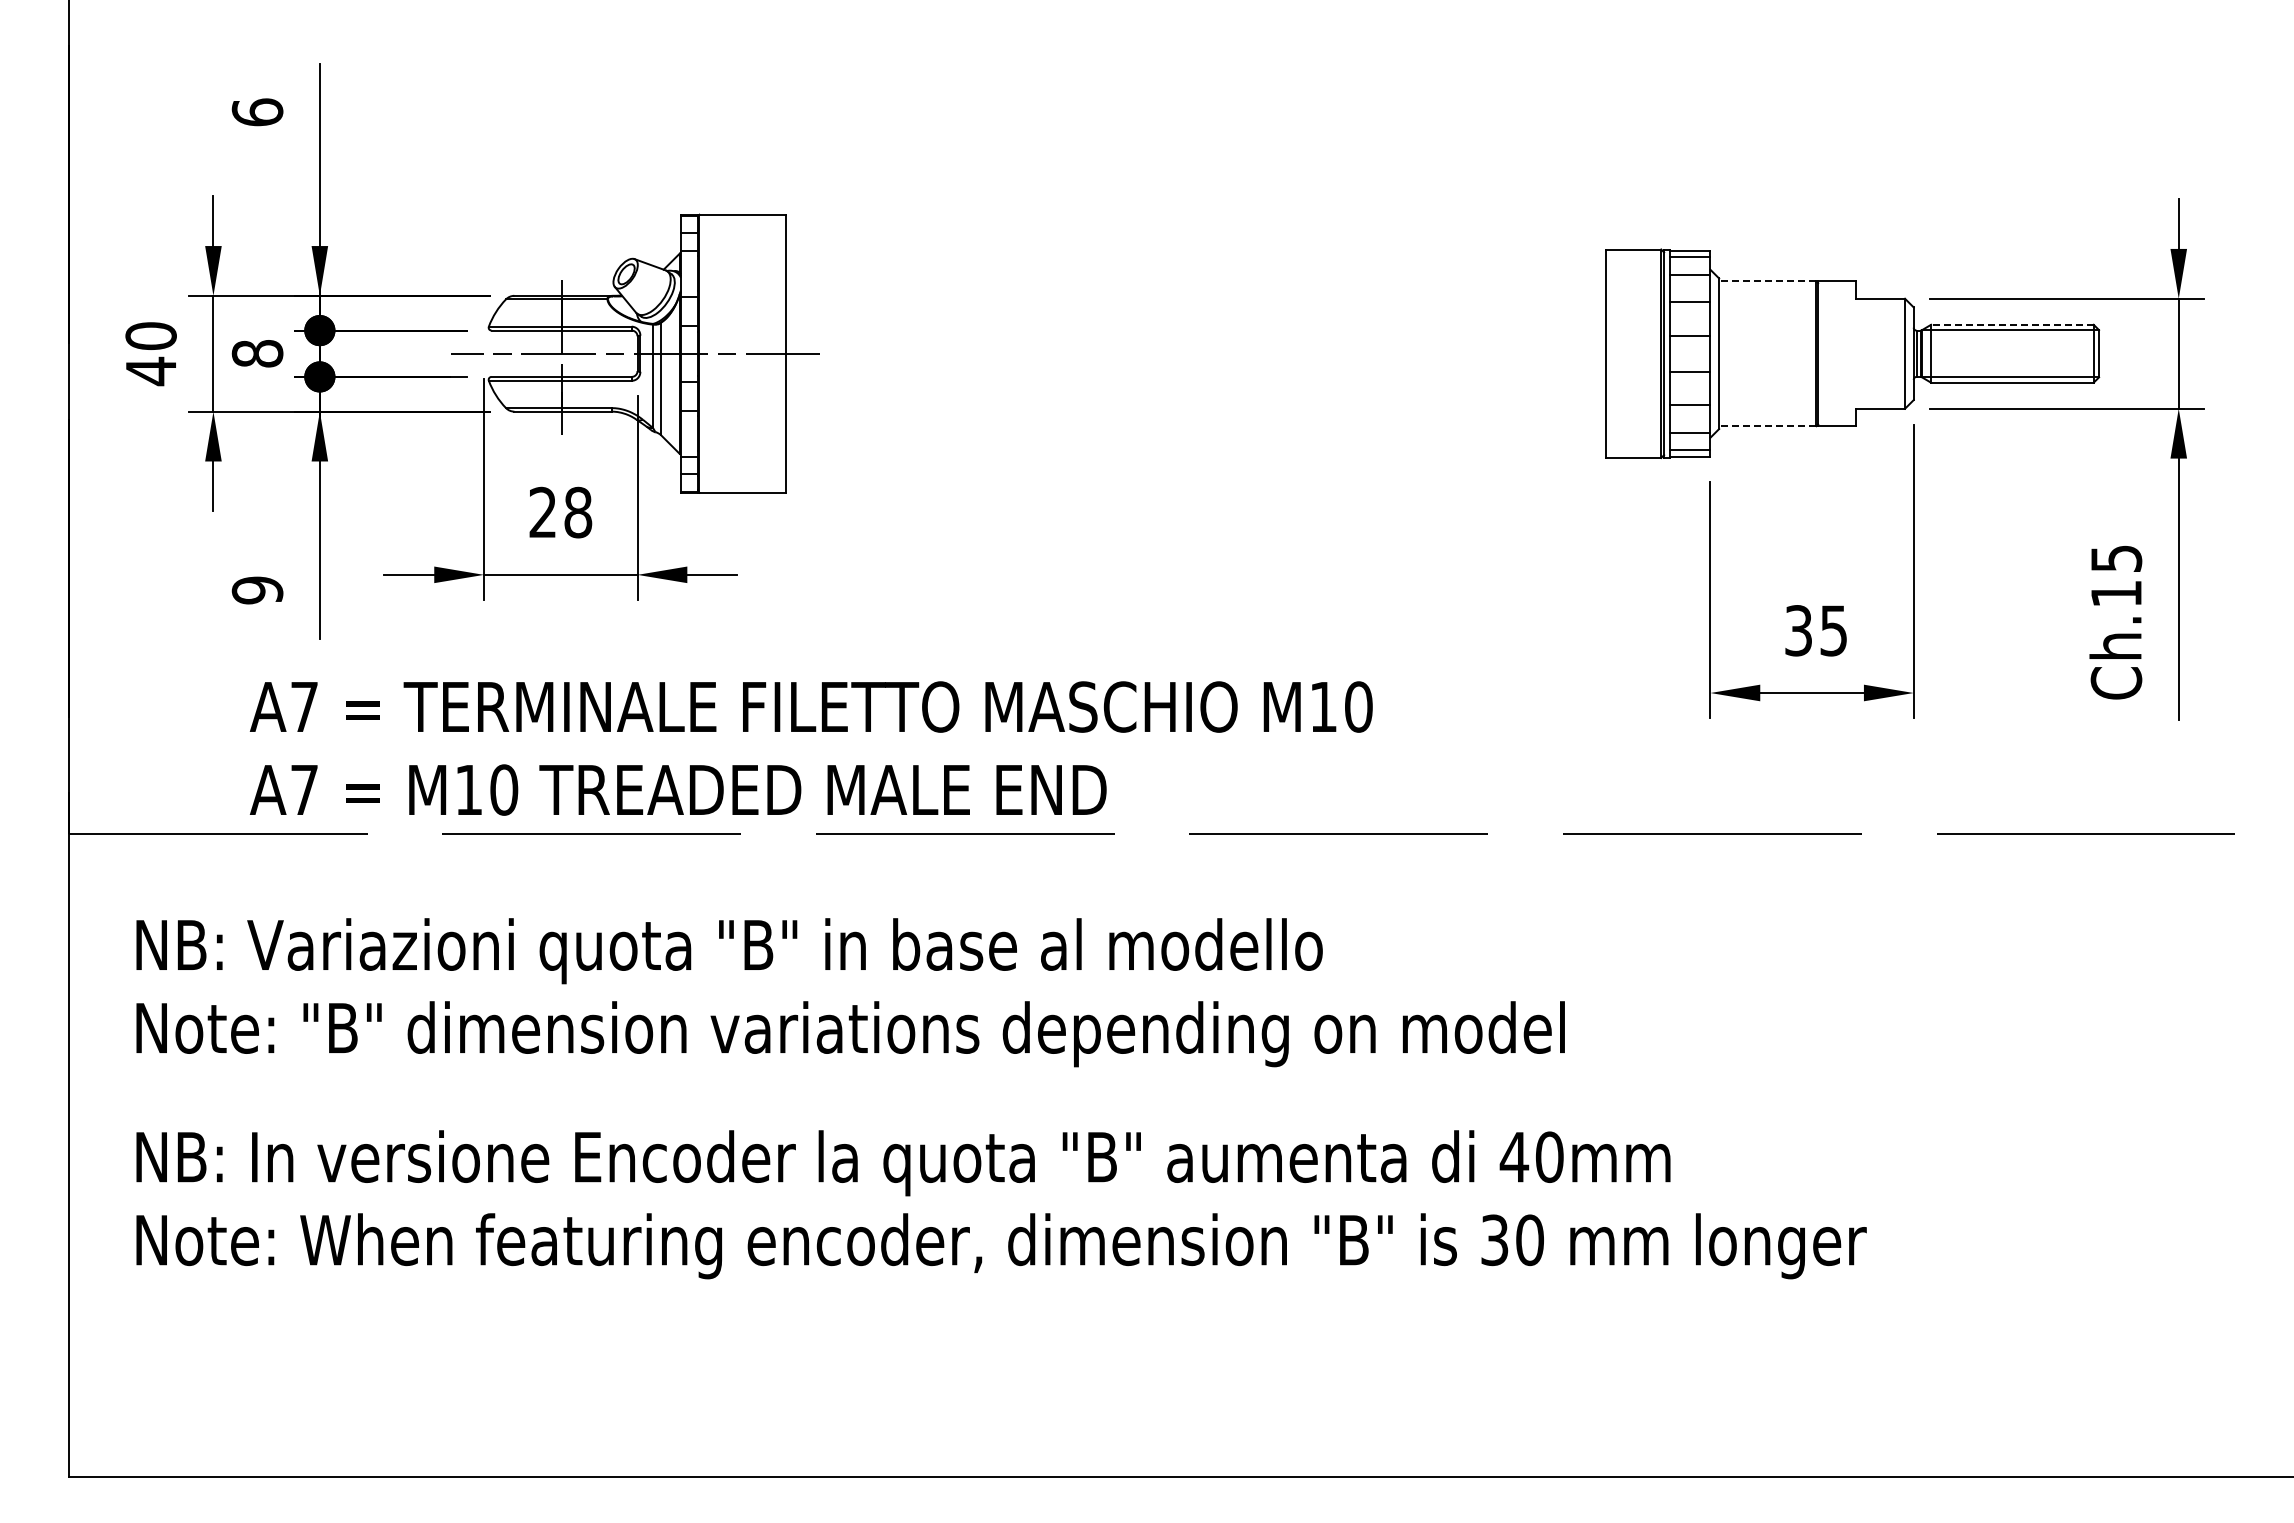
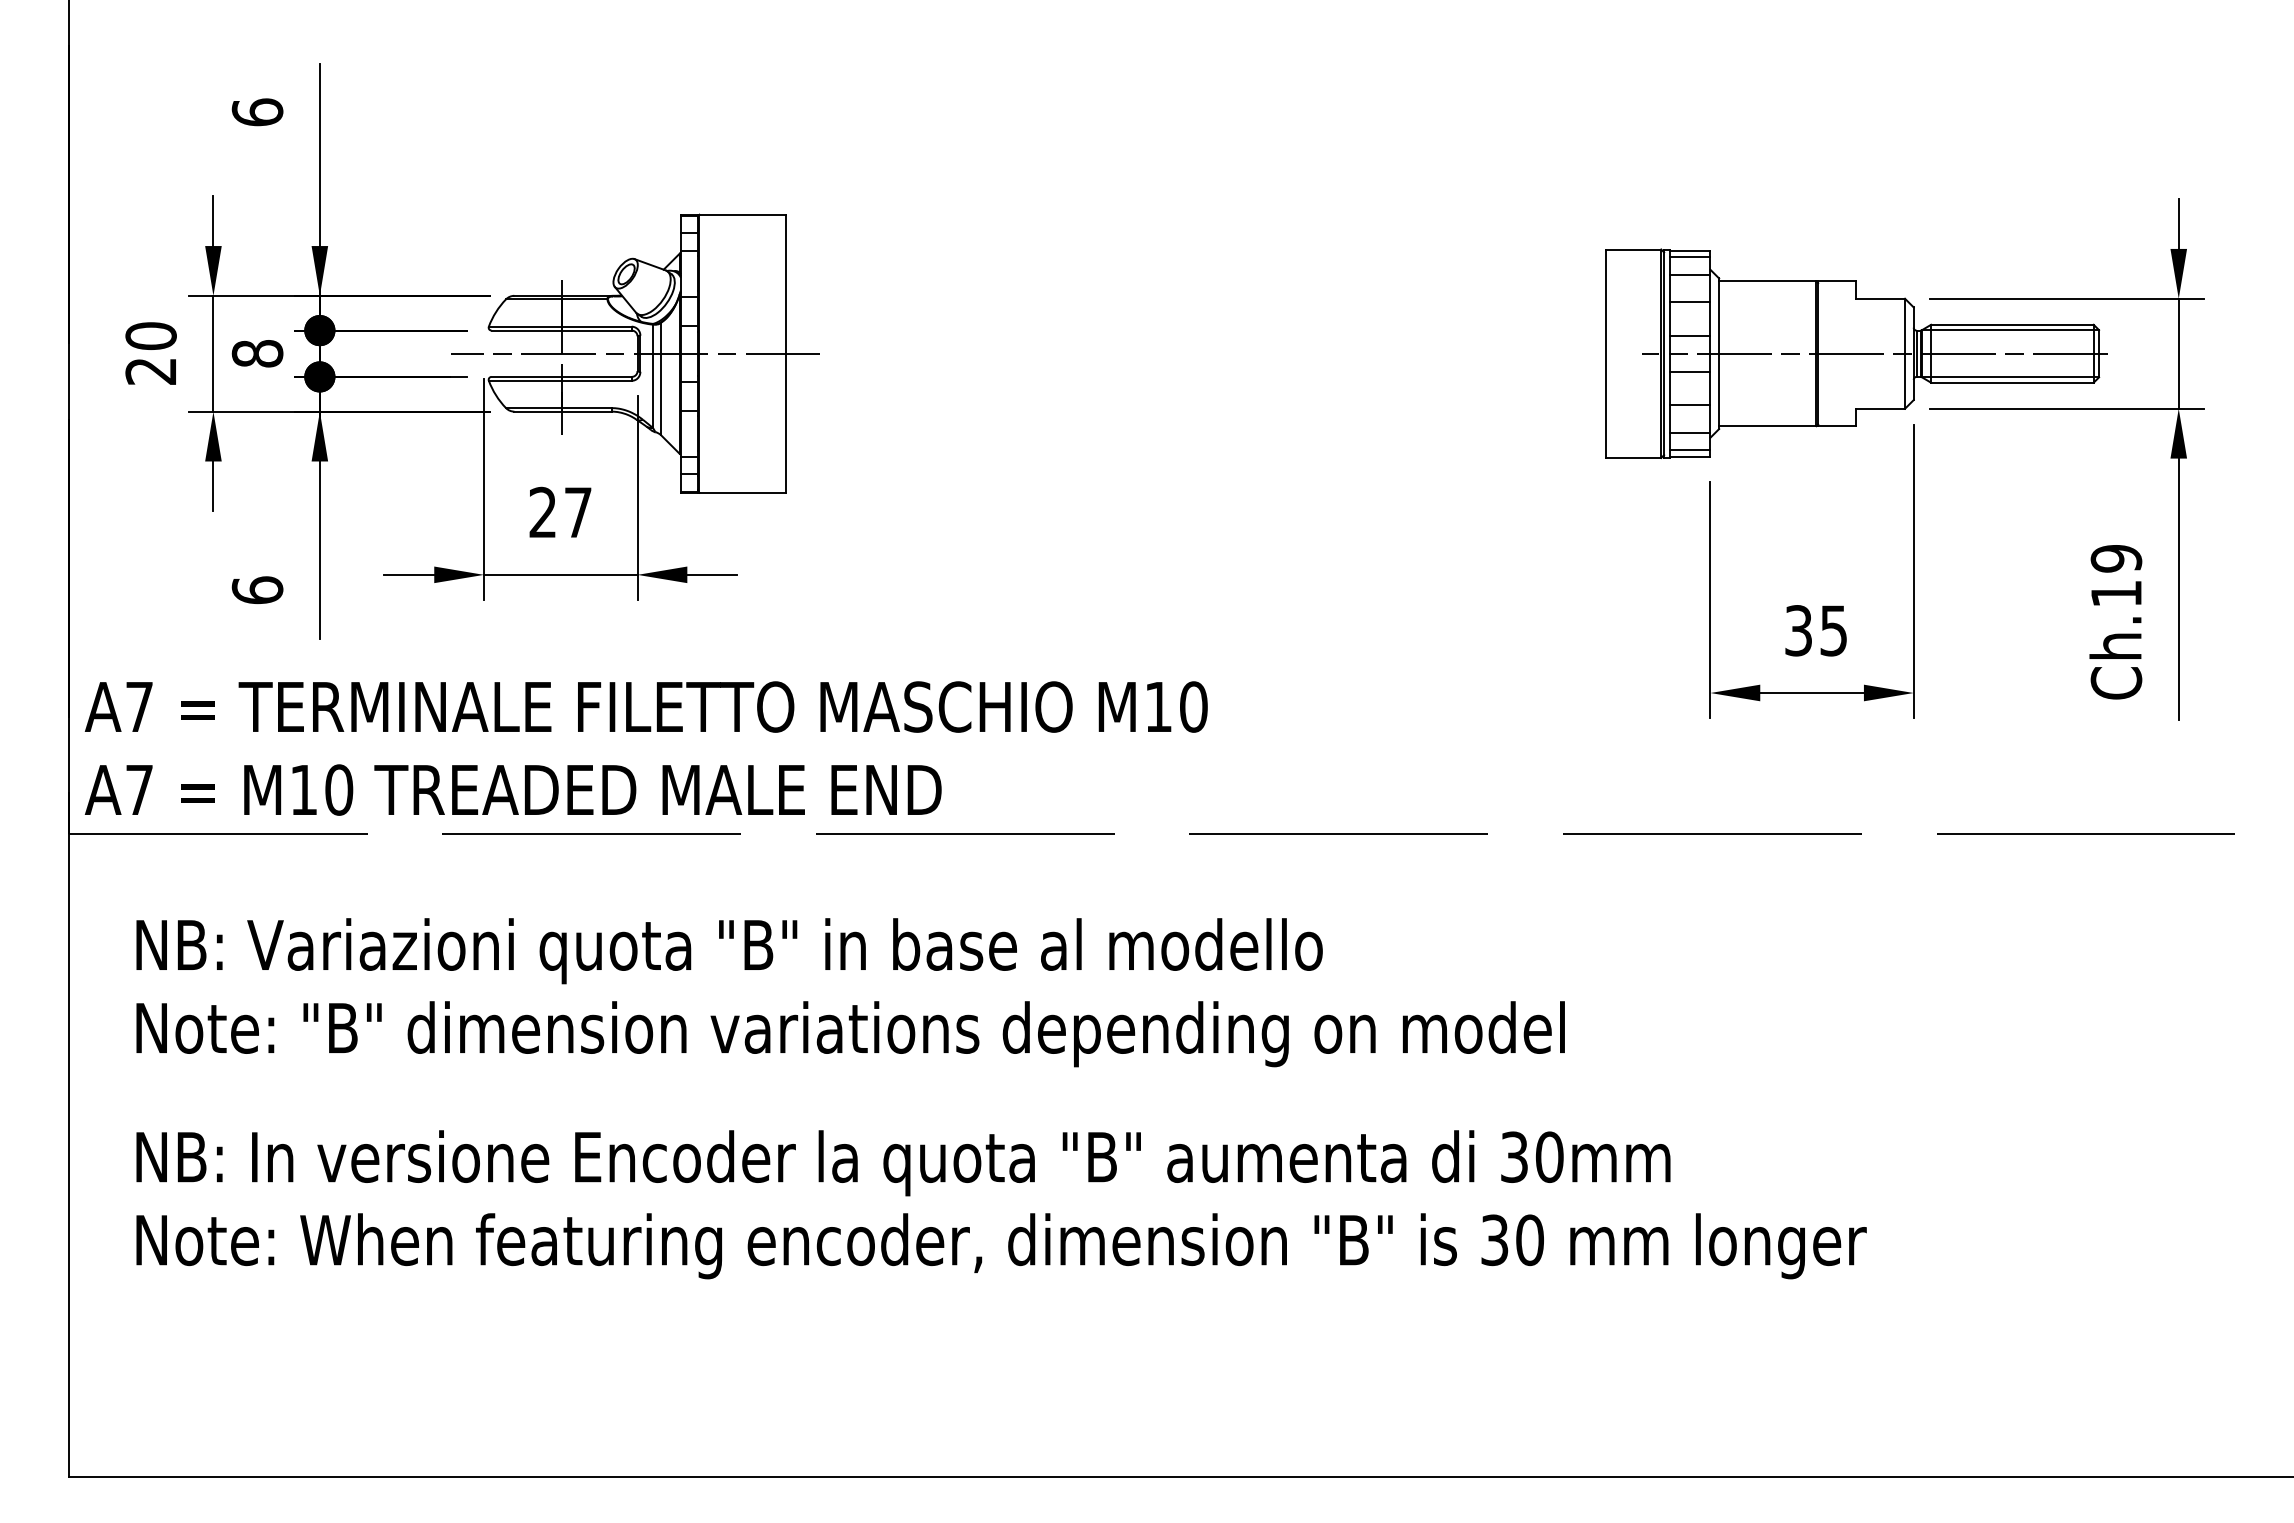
line: dashed -> solid (1767, 281)
line: dashed -> solid (2011, 324)
line: none -> present (1874, 353)
text: 40 -> 20 (150, 371)
line: dashed -> solid (1767, 426)
text: 28 -> 27 (578, 512)
text: Ch.15 -> Ch.19 (2116, 558)
text: 9 -> 6 (257, 590)
text position: (810, 748) -> (645, 748) (645, 748)
text: 40mm -> 30mm (1514, 1156)
